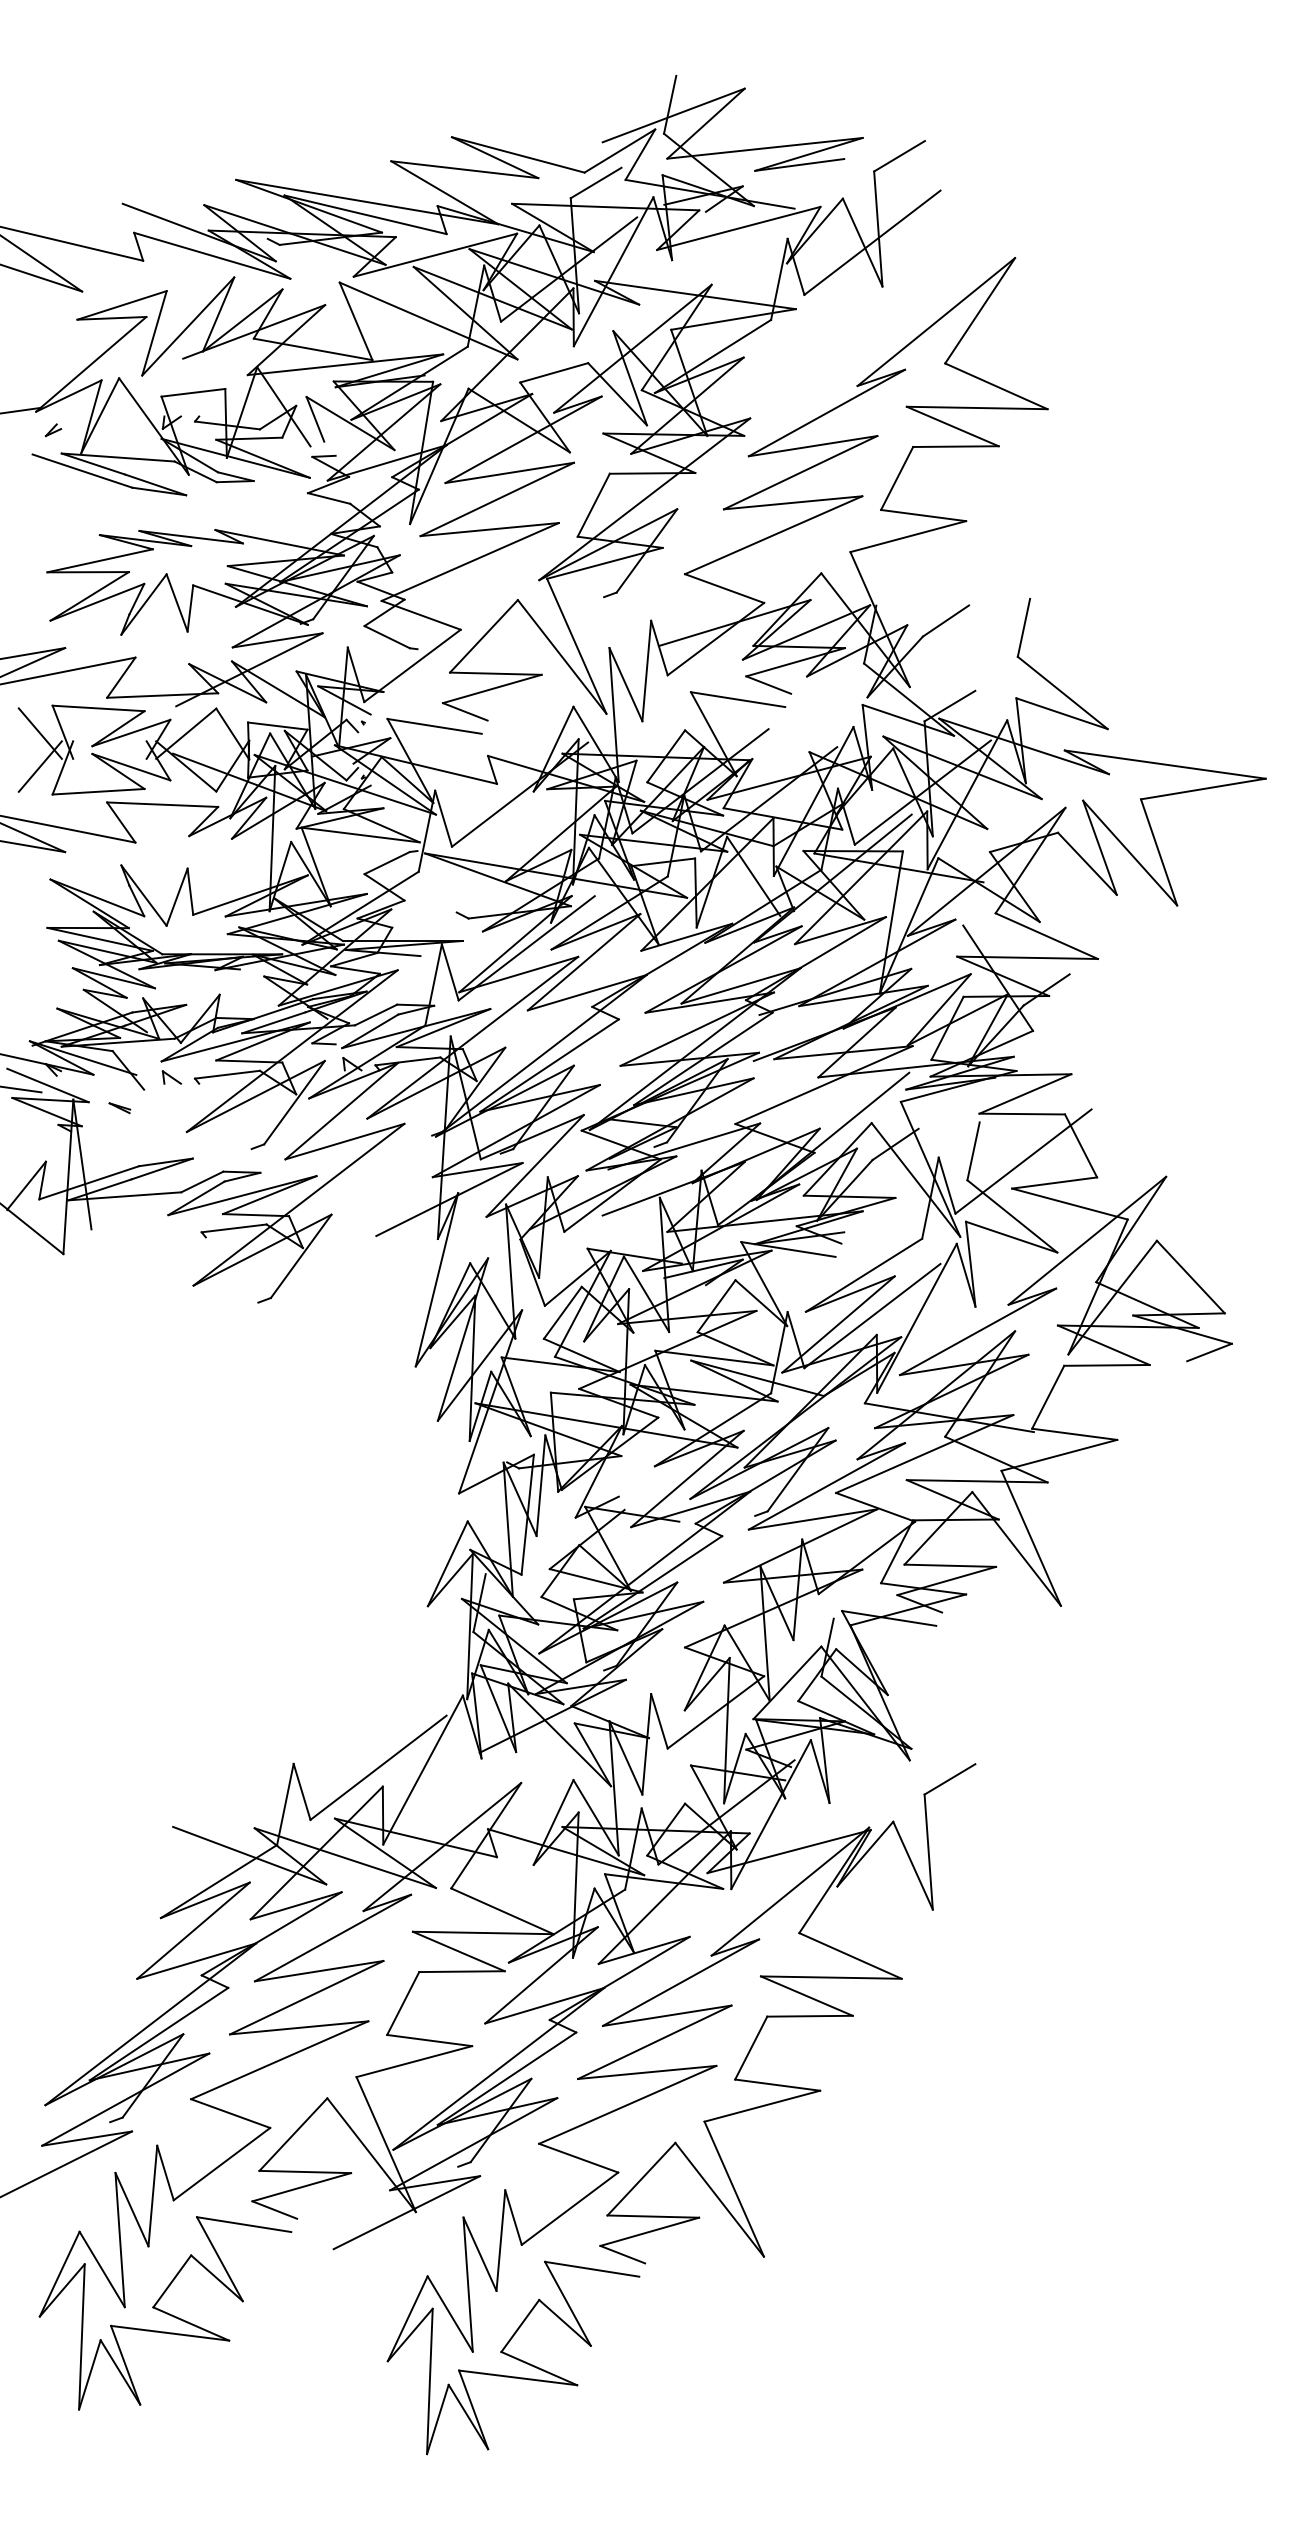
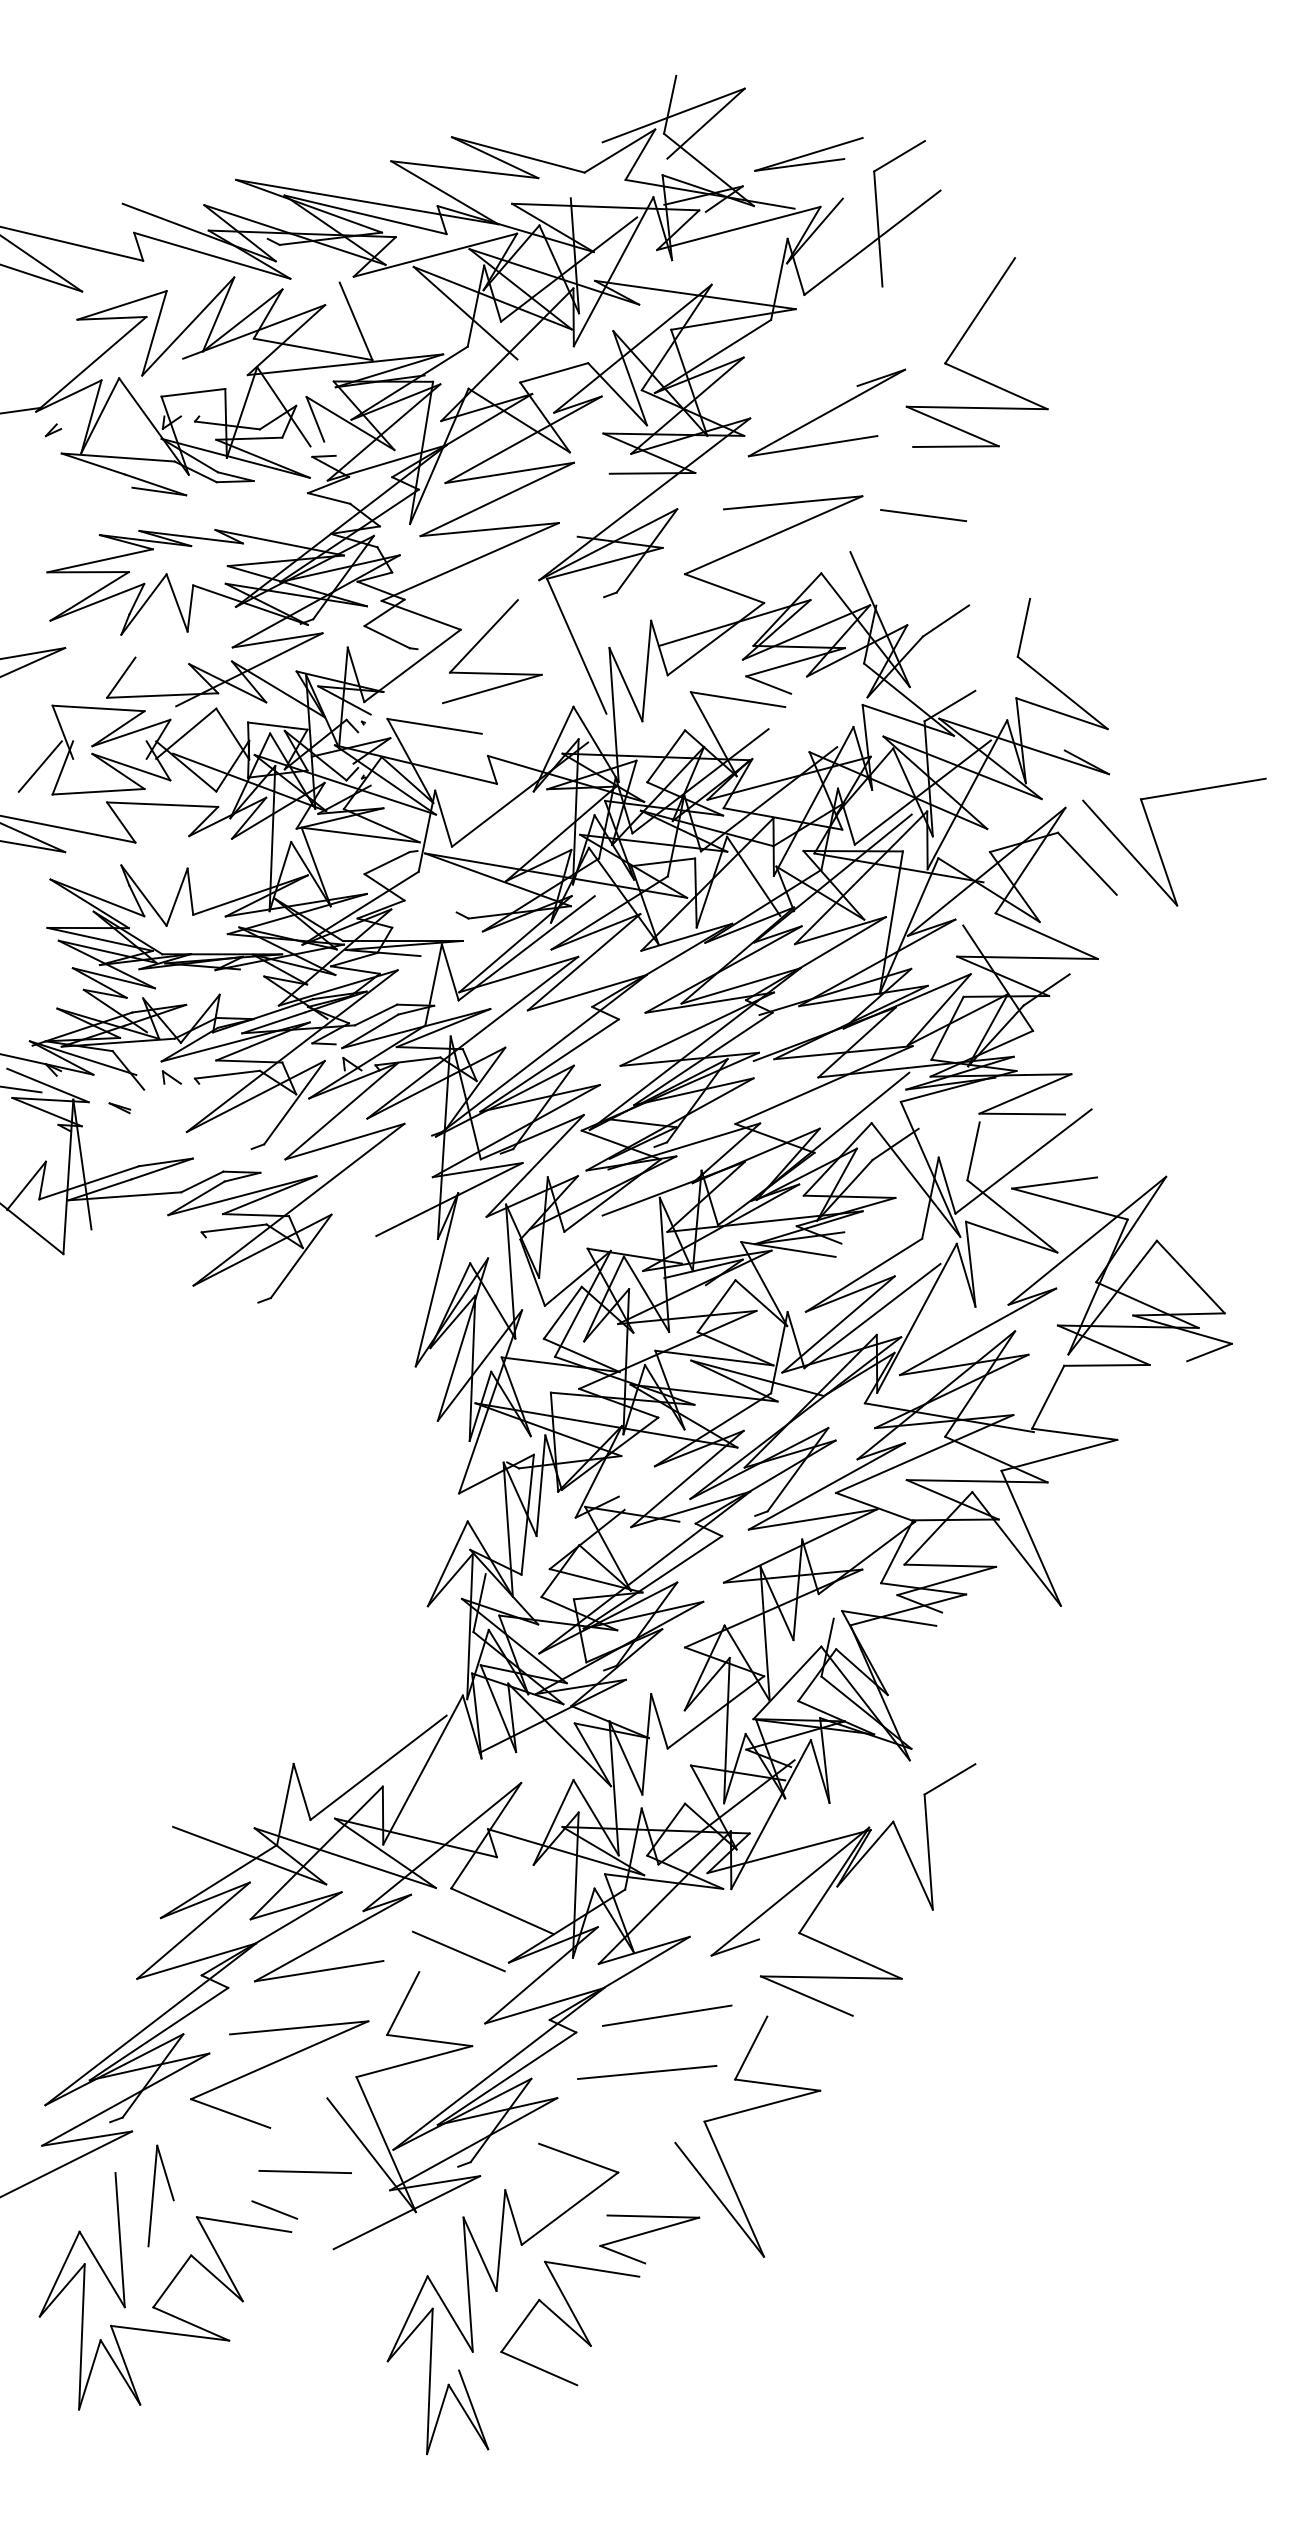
line: present -> none (764, 147)
line: present -> none (595, 182)
line: present -> none (862, 242)
line: present -> none (428, 320)
line: present -> none (936, 321)
line: present -> none (82, 470)
line: present -> none (800, 472)
line: present -> none (897, 478)
line: present -> none (593, 504)
line: present -> none (908, 536)
line: present -> none (561, 656)
line: present -> none (68, 670)
line: present -> none (464, 711)
line: present -> none (39, 733)
line: present -> none (1164, 764)
line: present -> none (1099, 847)
line: present -> none (1081, 1145)
line: present -> none (482, 1932)
line: present -> none (461, 1971)
line: present -> none (681, 1982)
line: present -> none (306, 1997)
line: present -> none (809, 2015)
line: present -> none (654, 2041)
line: present -> none (627, 2104)
line: present -> none (293, 2134)
line: present -> none (221, 2163)
line: present -> none (641, 2178)
line: present -> none (301, 2187)
line: present -> none (131, 2209)
line: present -> none (518, 2377)
